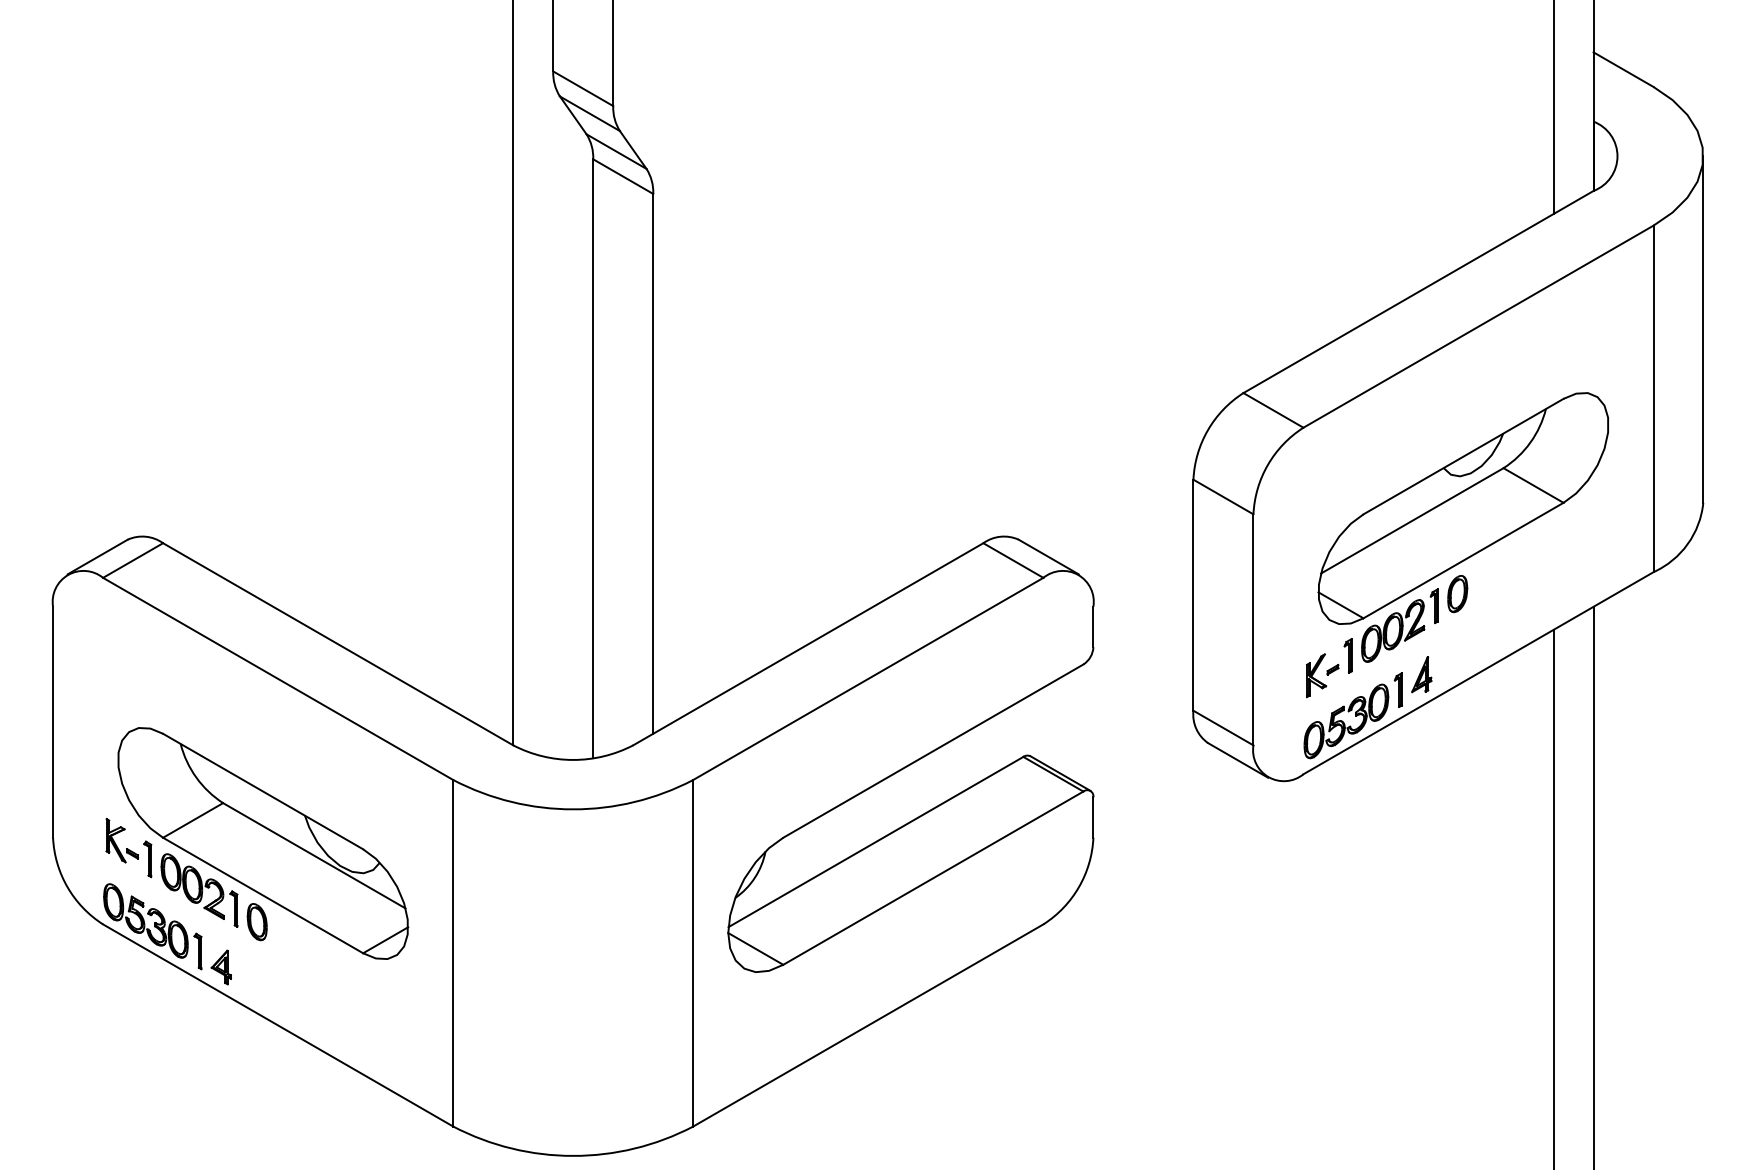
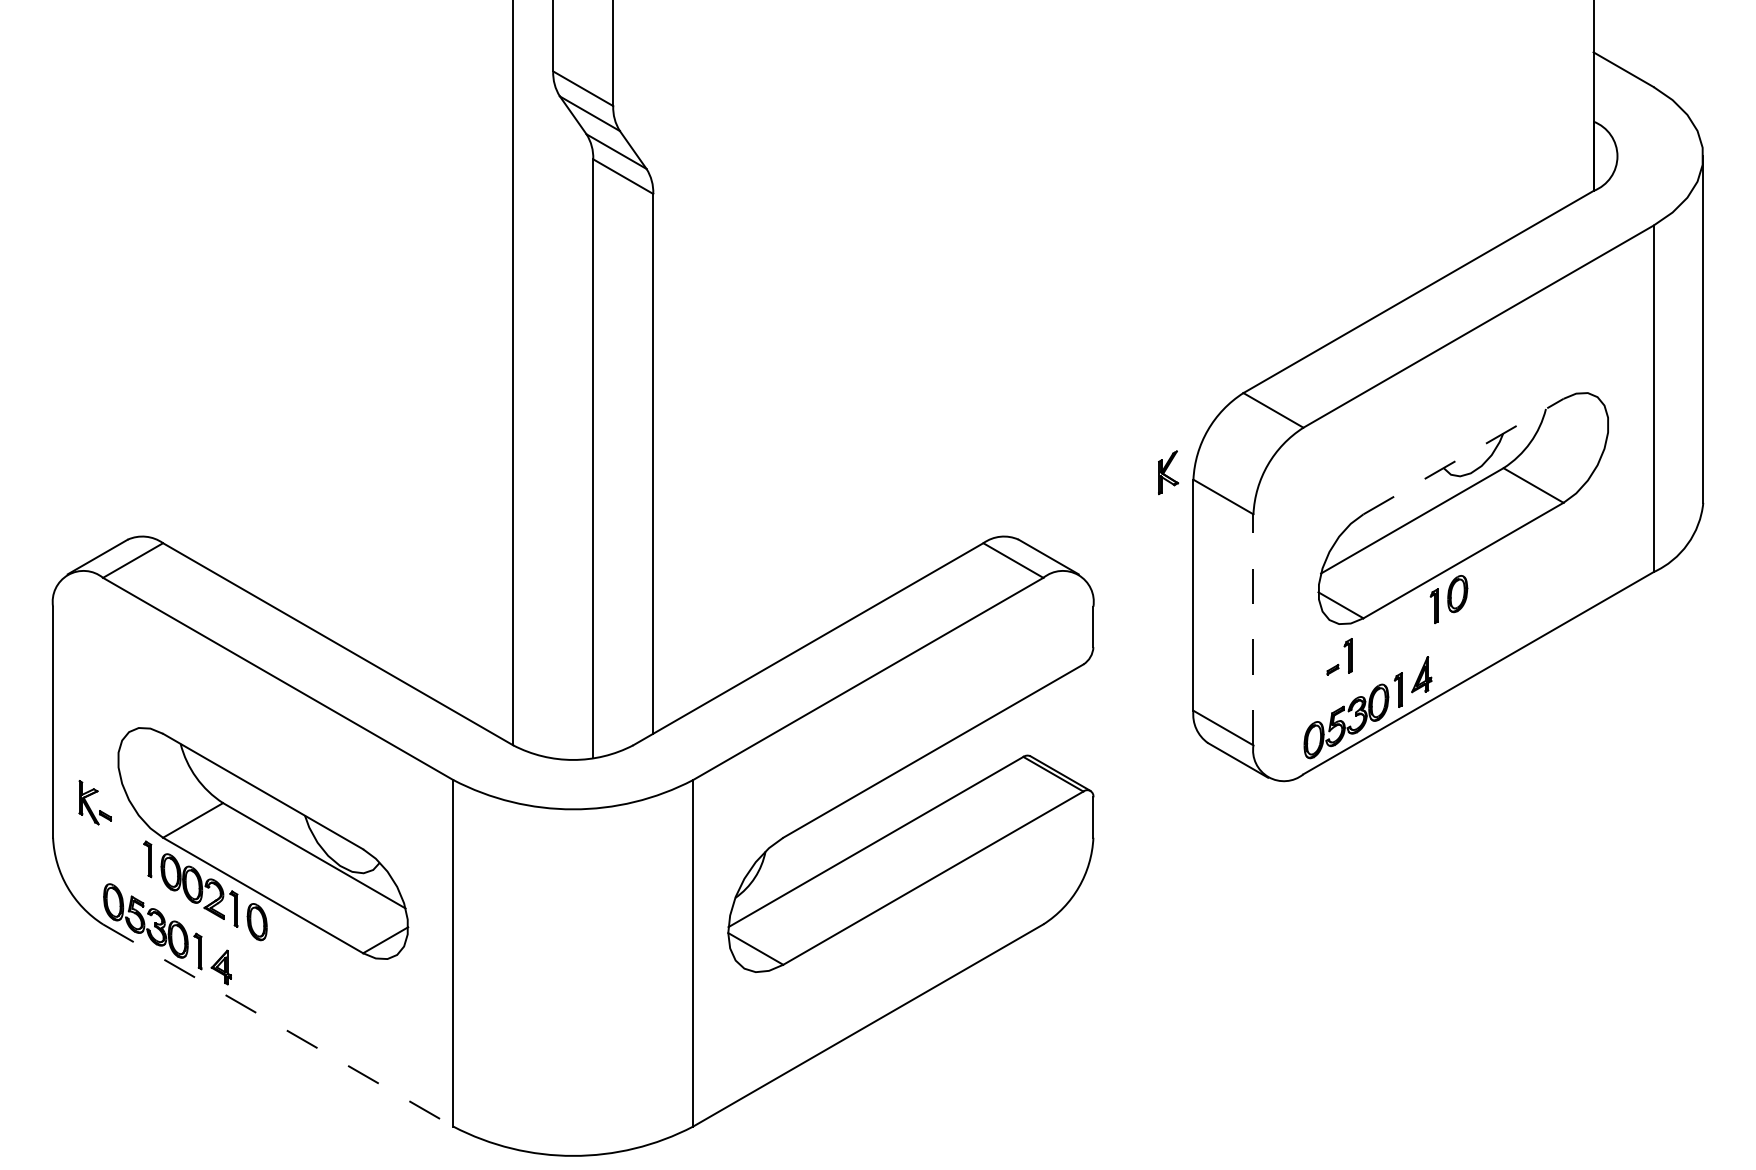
line: present -> none (1553, 108)
line: solid -> dashed (1463, 456)
line: solid -> dashed (1253, 629)
part: present -> none (1393, 630)
part position: (1316, 675) -> (1168, 472) (1168, 472)
part position: (115, 842) -> (88, 804) (88, 804)
line: present -> none (1593, 886)
line: present -> none (1553, 897)
line: solid -> dashed (278, 1025)
